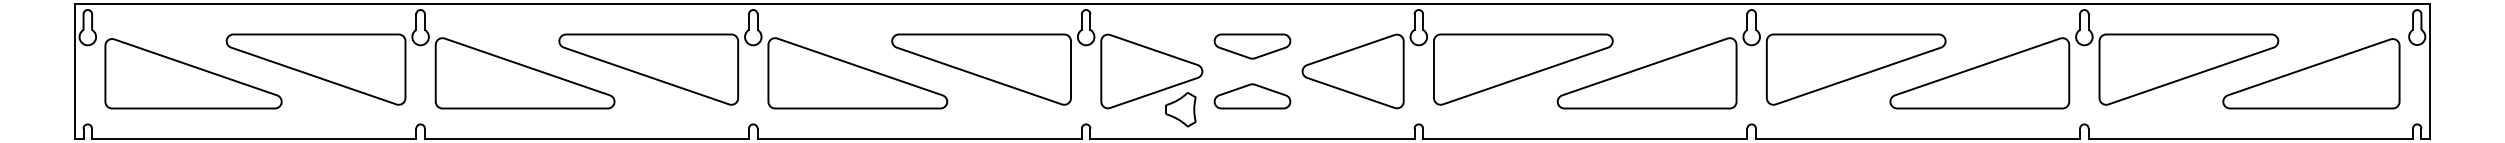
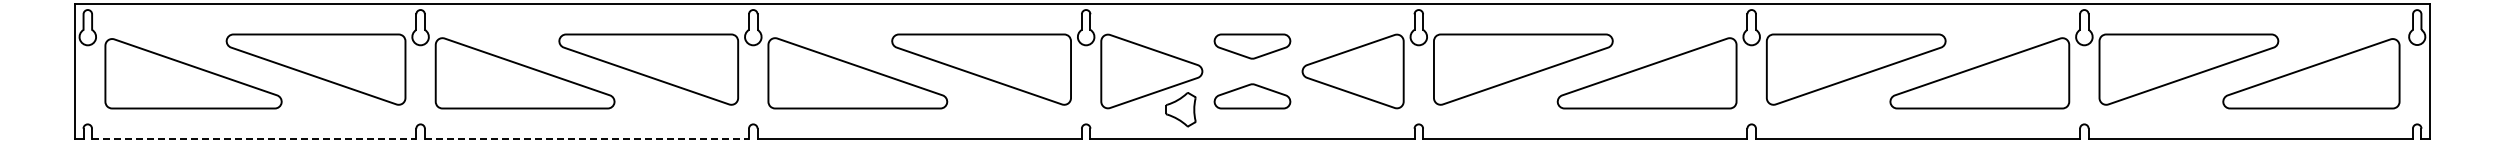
line: solid -> dashed (254, 138)
line: solid -> dashed (587, 138)
